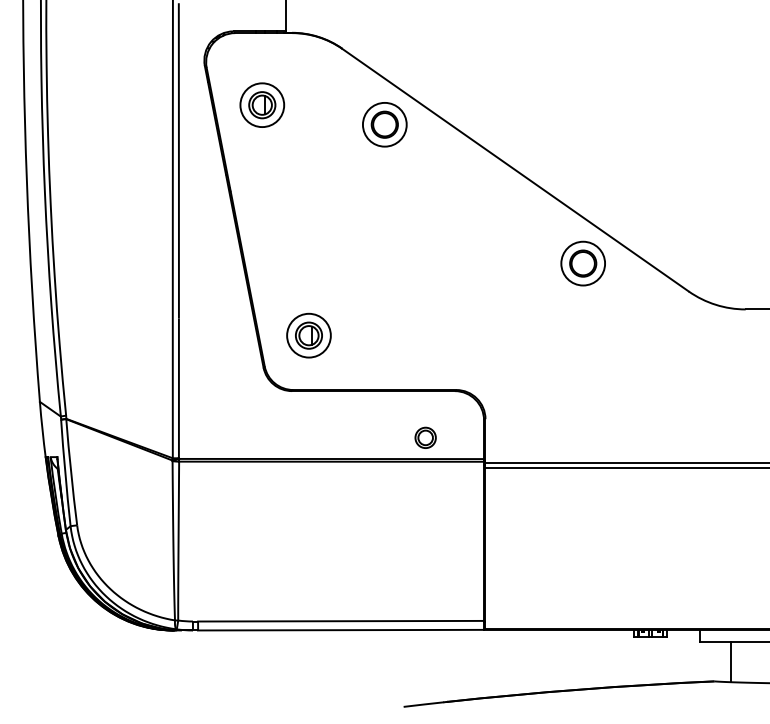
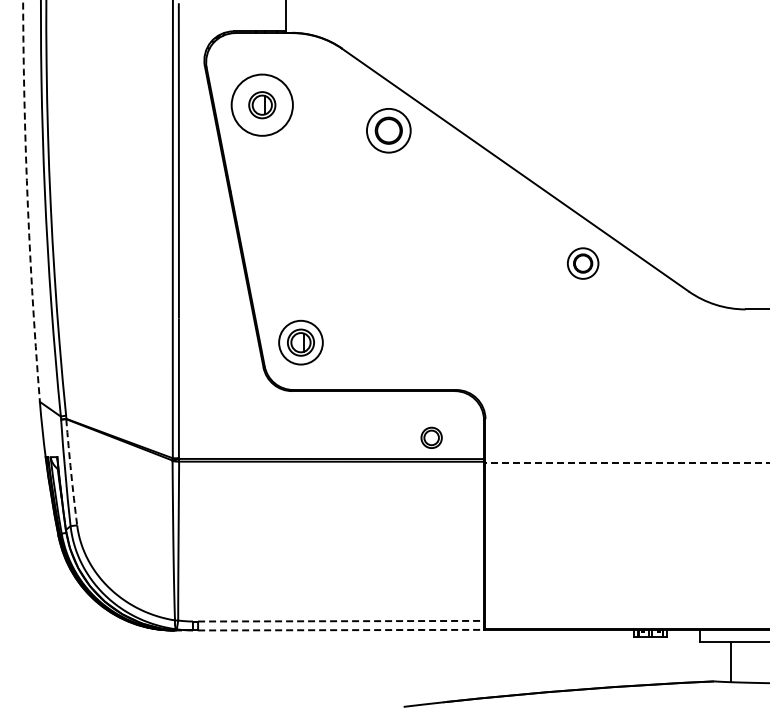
circle diameter: 44 px -> 61 px (261, 104)
part position: (384, 124) -> (388, 130) (388, 130)
arc: solid -> dashed (27, 201)
part size: 46x47 px -> 33x33 px (583, 263)
part position: (308, 335) -> (300, 342) (300, 342)
part position: (425, 437) -> (431, 437) (431, 437)
line: solid -> dashed (627, 462)
line: present -> none (625, 468)
arc: solid -> dashed (71, 472)
line: solid -> dashed (341, 621)
line: solid -> dashed (341, 630)
